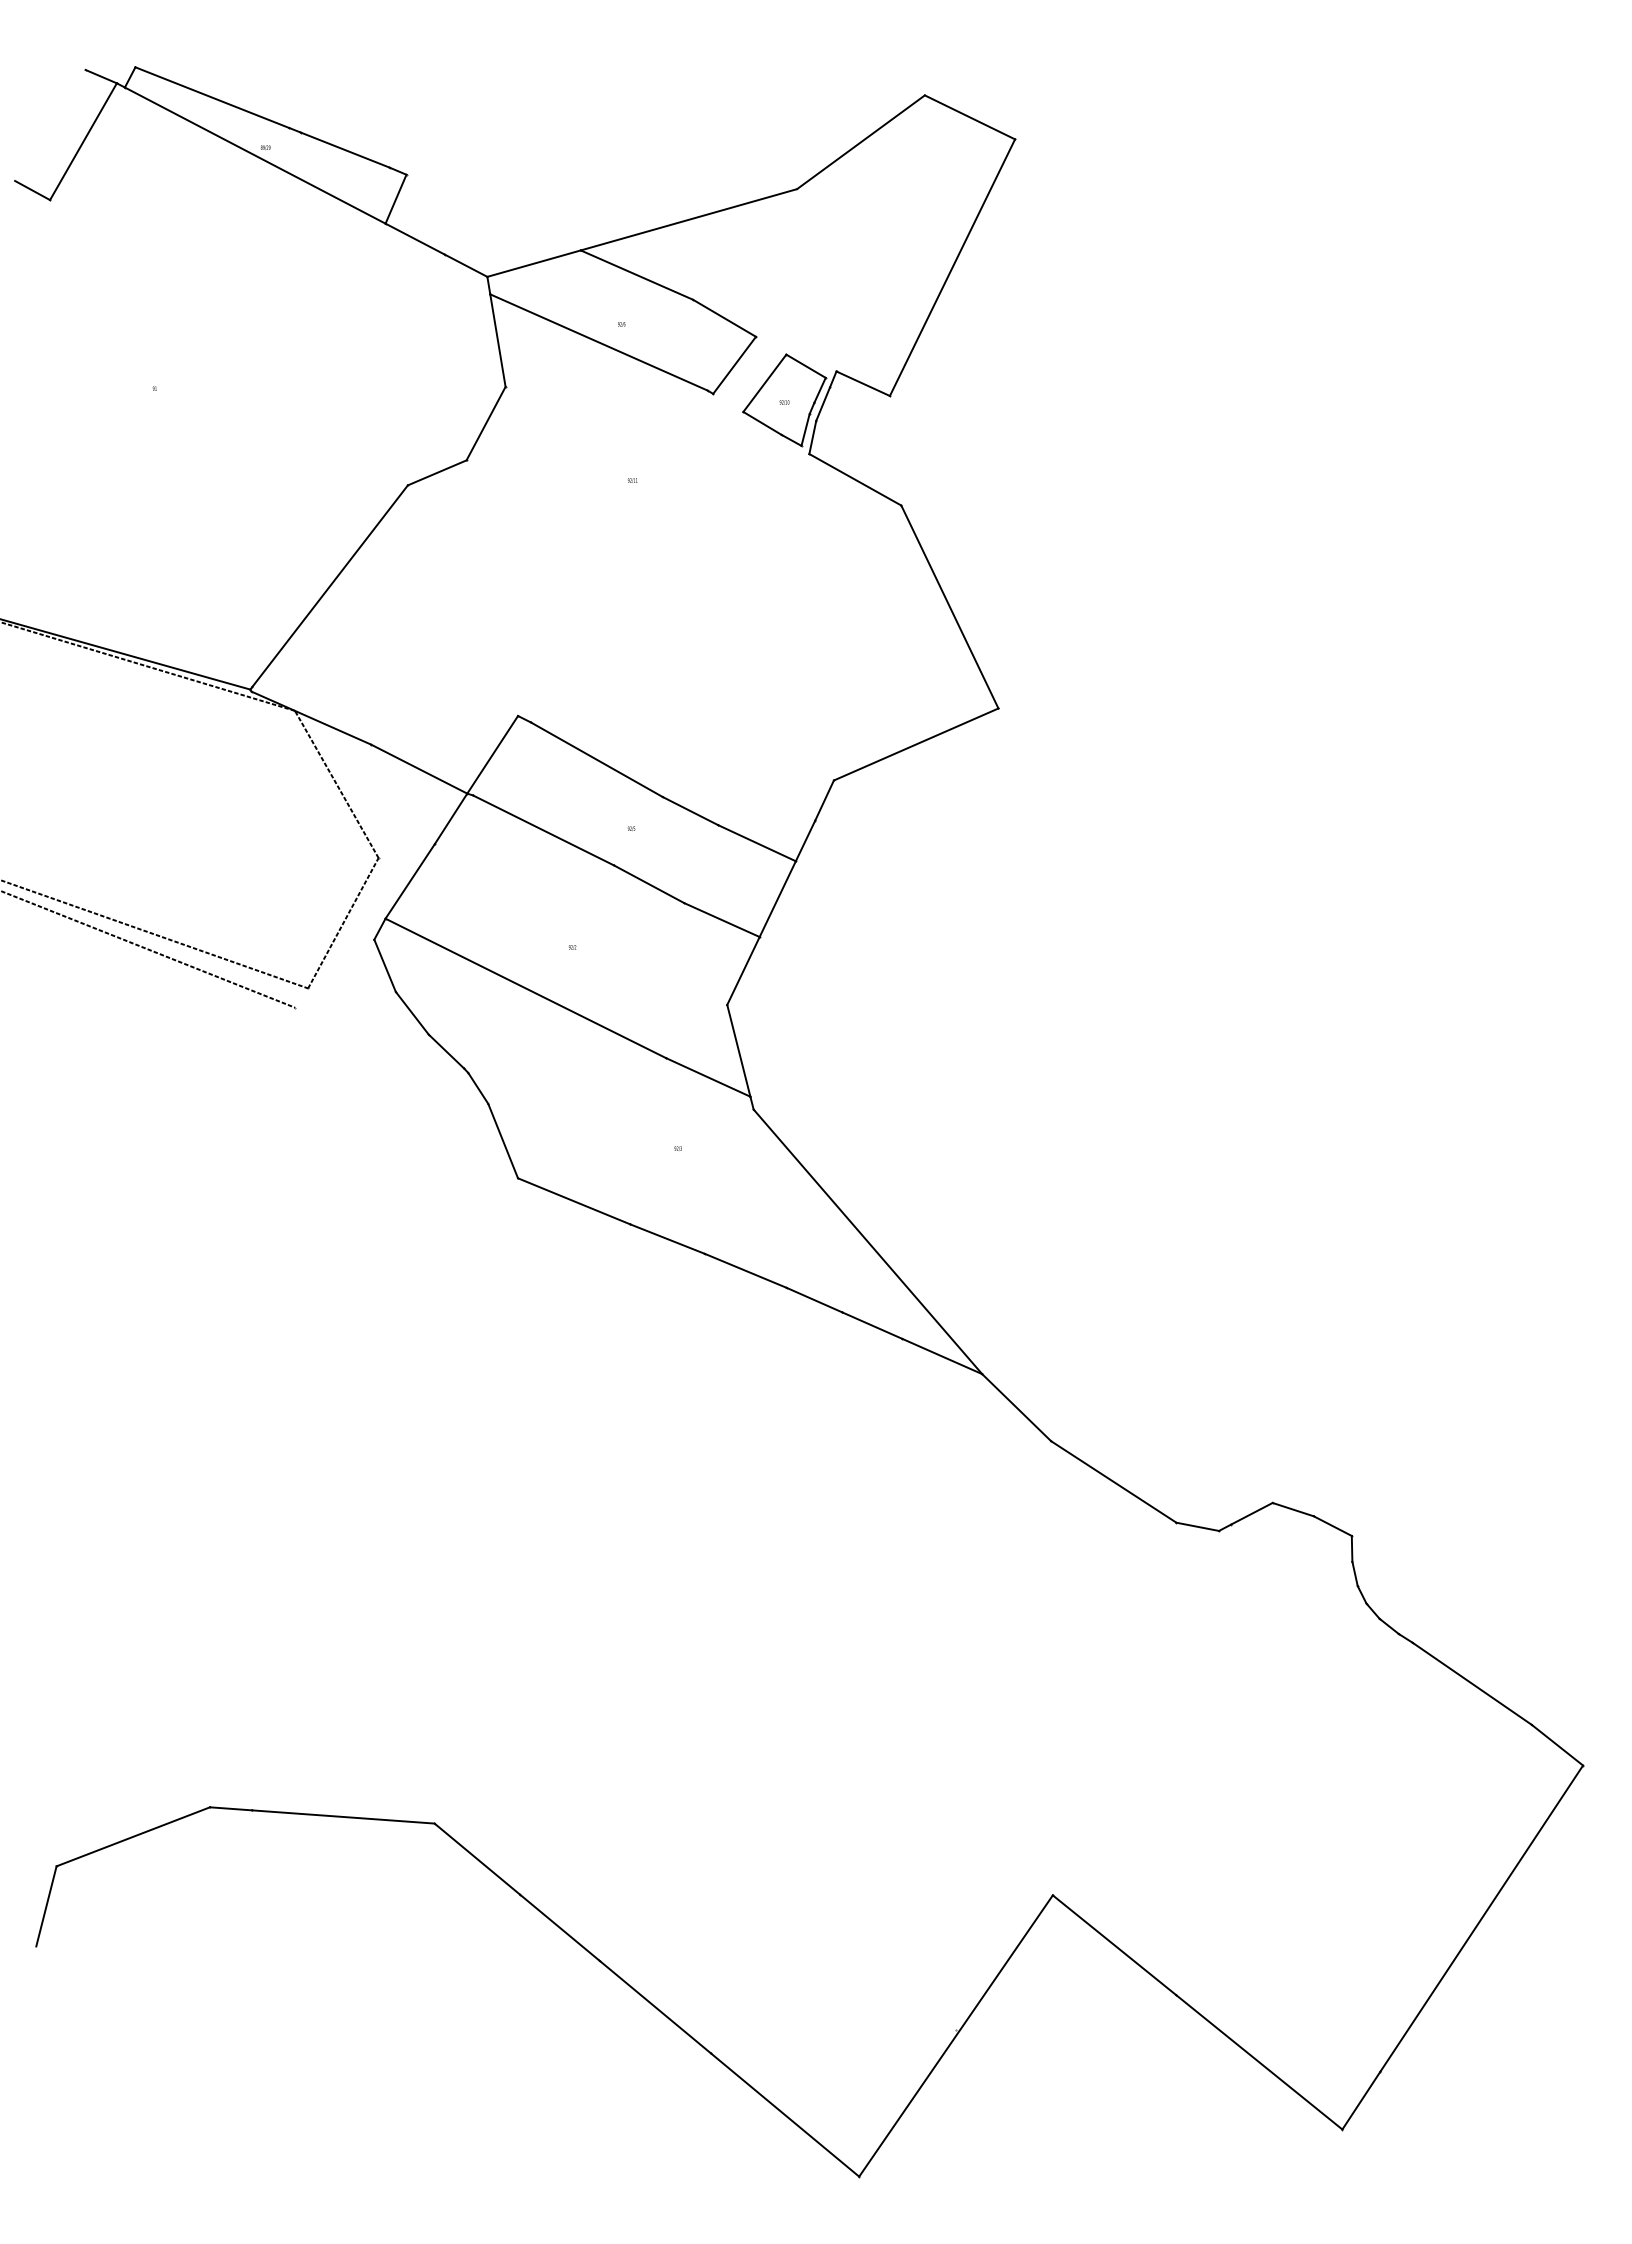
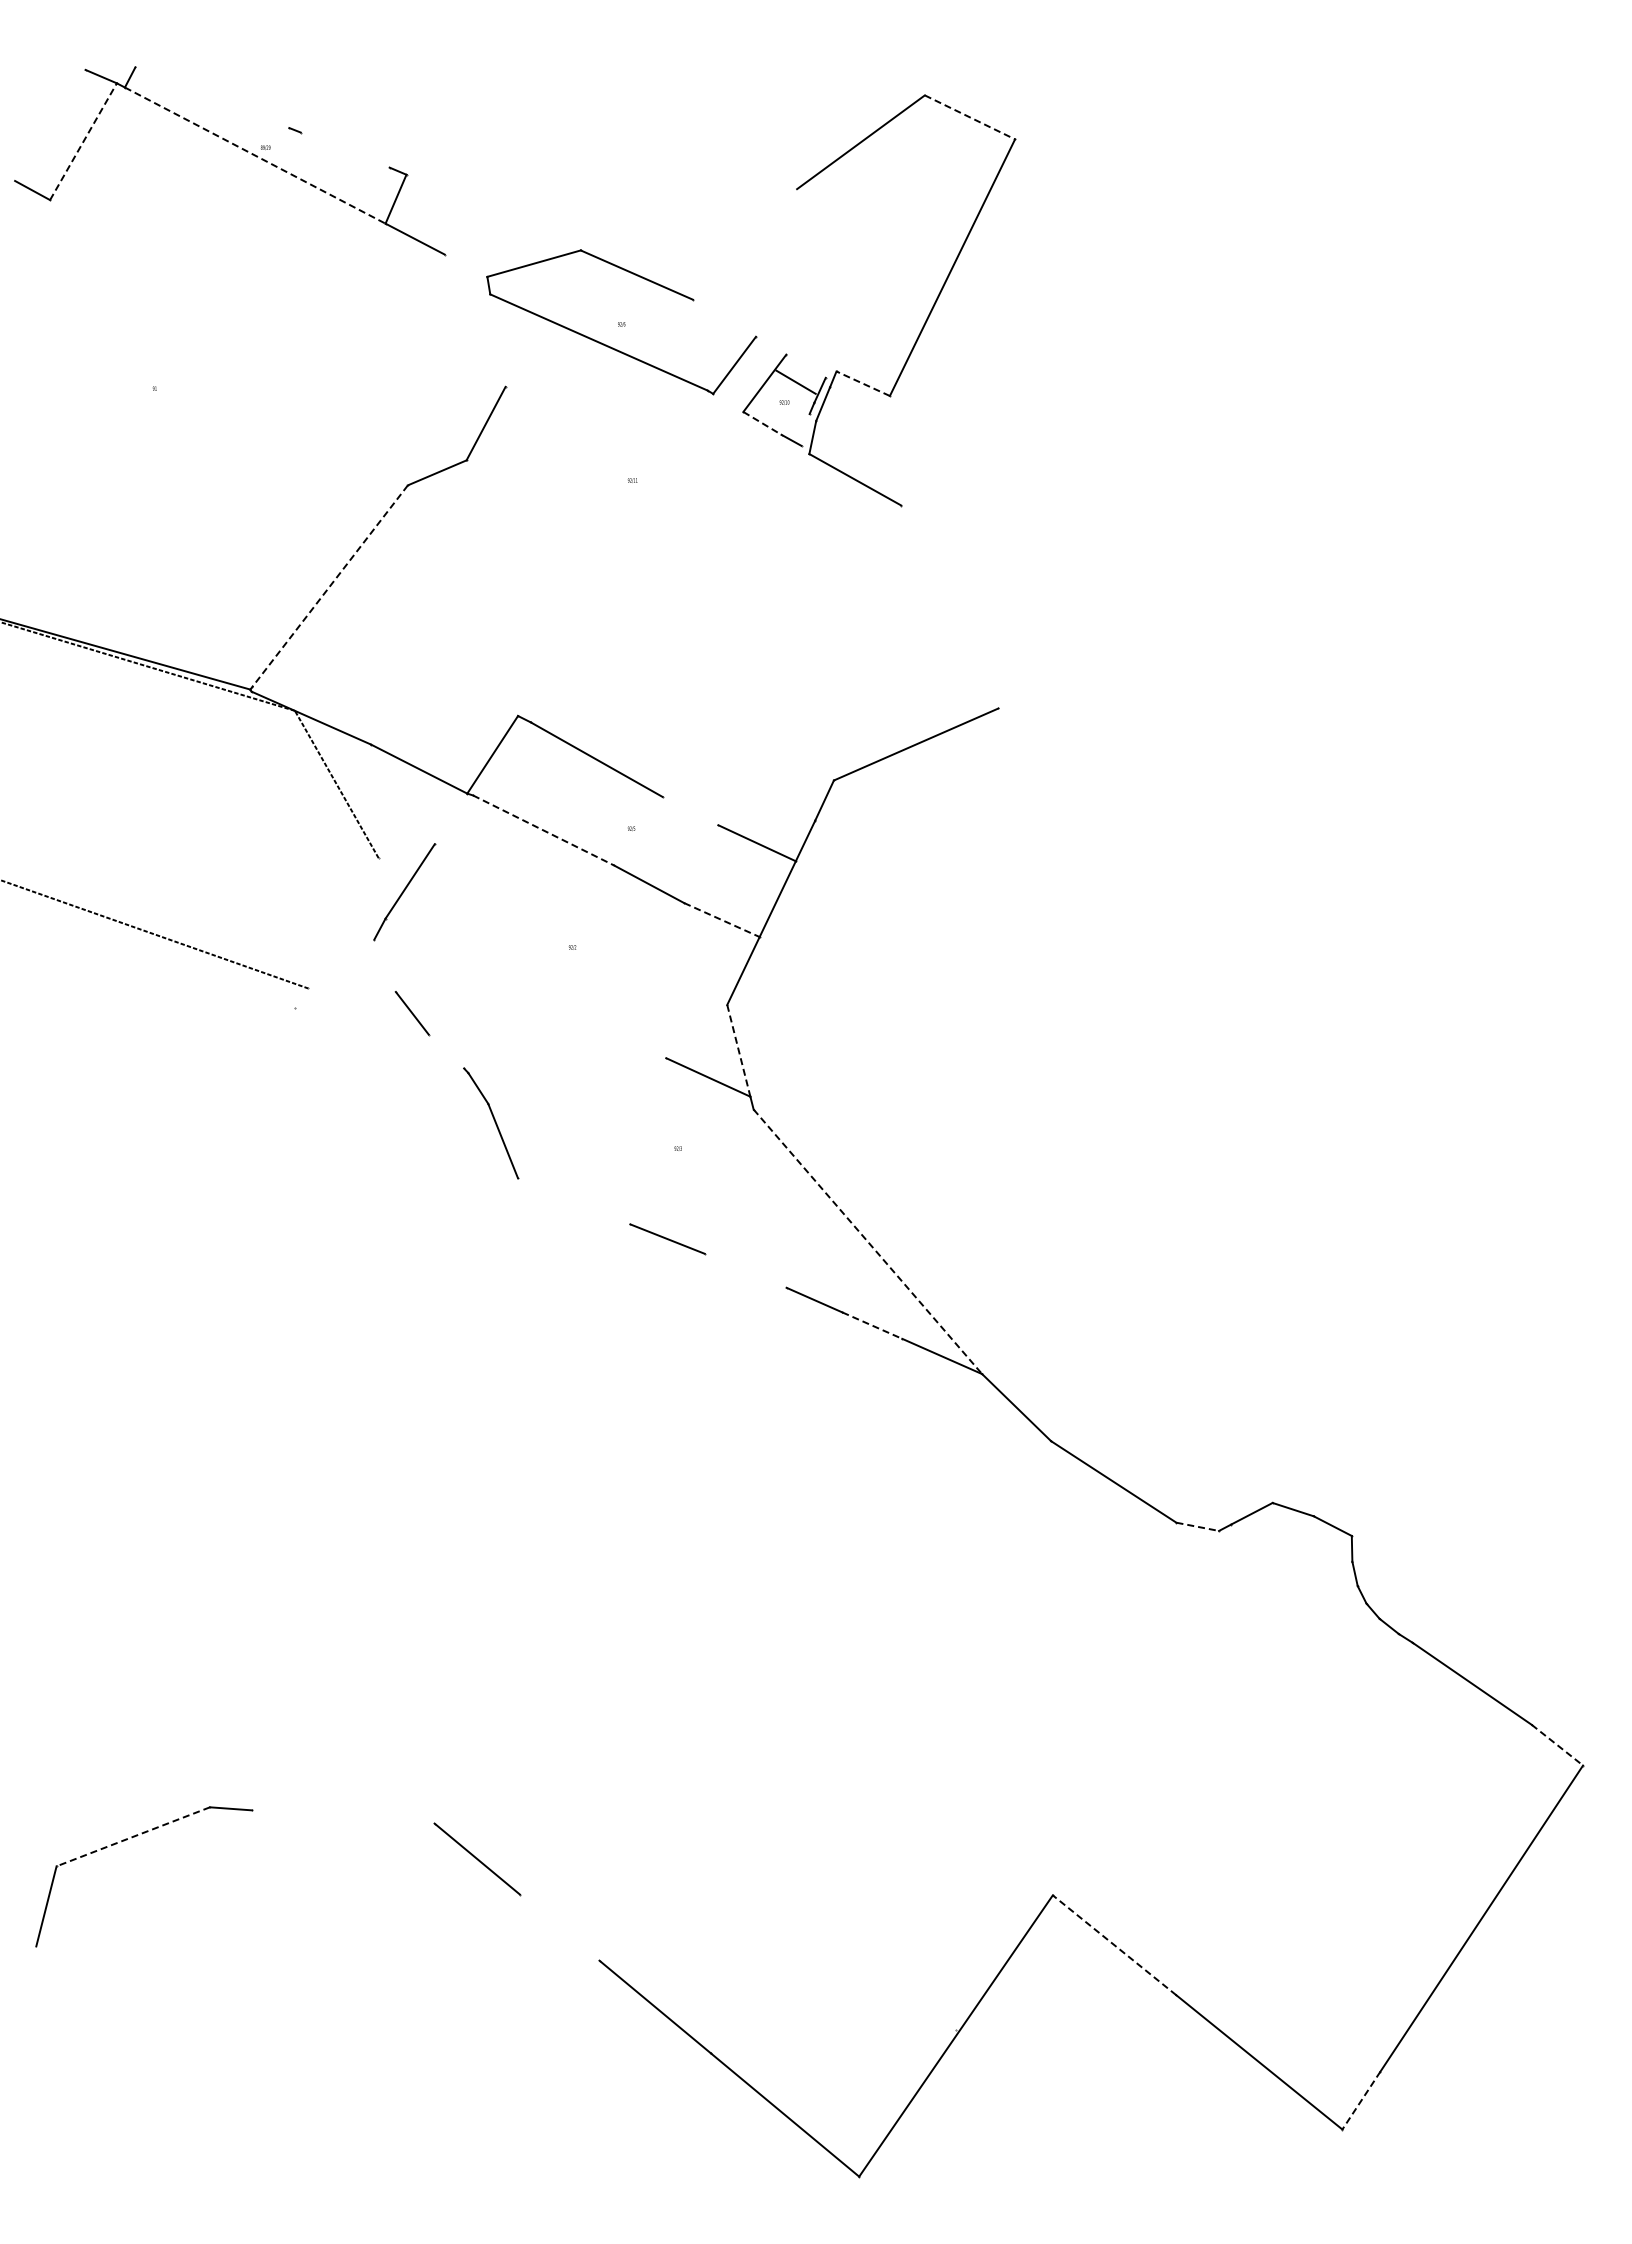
line: present -> none (212, 97)
line: solid -> dashed (970, 117)
line: solid -> dashed (83, 141)
line: present -> none (344, 149)
line: solid -> dashed (255, 155)
line: present -> none (688, 219)
line: present -> none (465, 265)
line: present -> none (724, 317)
line: present -> none (497, 340)
line position: (805, 365) -> (795, 381) (795, 381)
line: solid -> dashed (862, 383)
line: solid -> dashed (762, 423)
line: present -> none (805, 429)
line: solid -> dashed (329, 586)
line: present -> none (949, 606)
line: present -> none (690, 810)
line: present -> none (450, 818)
line: solid -> dashed (543, 830)
line: solid -> dashed (722, 920)
line: present -> none (343, 923)
line: present -> none (148, 949)
line: present -> none (384, 965)
line: present -> none (525, 988)
line: present -> none (446, 1051)
line: solid -> dashed (738, 1051)
line: present -> none (574, 1201)
line: solid -> dashed (867, 1241)
line: present -> none (745, 1270)
line: solid -> dashed (872, 1325)
line: solid -> dashed (1197, 1526)
line: solid -> dashed (1557, 1745)
line: present -> none (343, 1816)
line: solid -> dashed (132, 1837)
line: present -> none (559, 1927)
line: solid -> dashed (1114, 1945)
line: solid -> dashed (1361, 2100)
